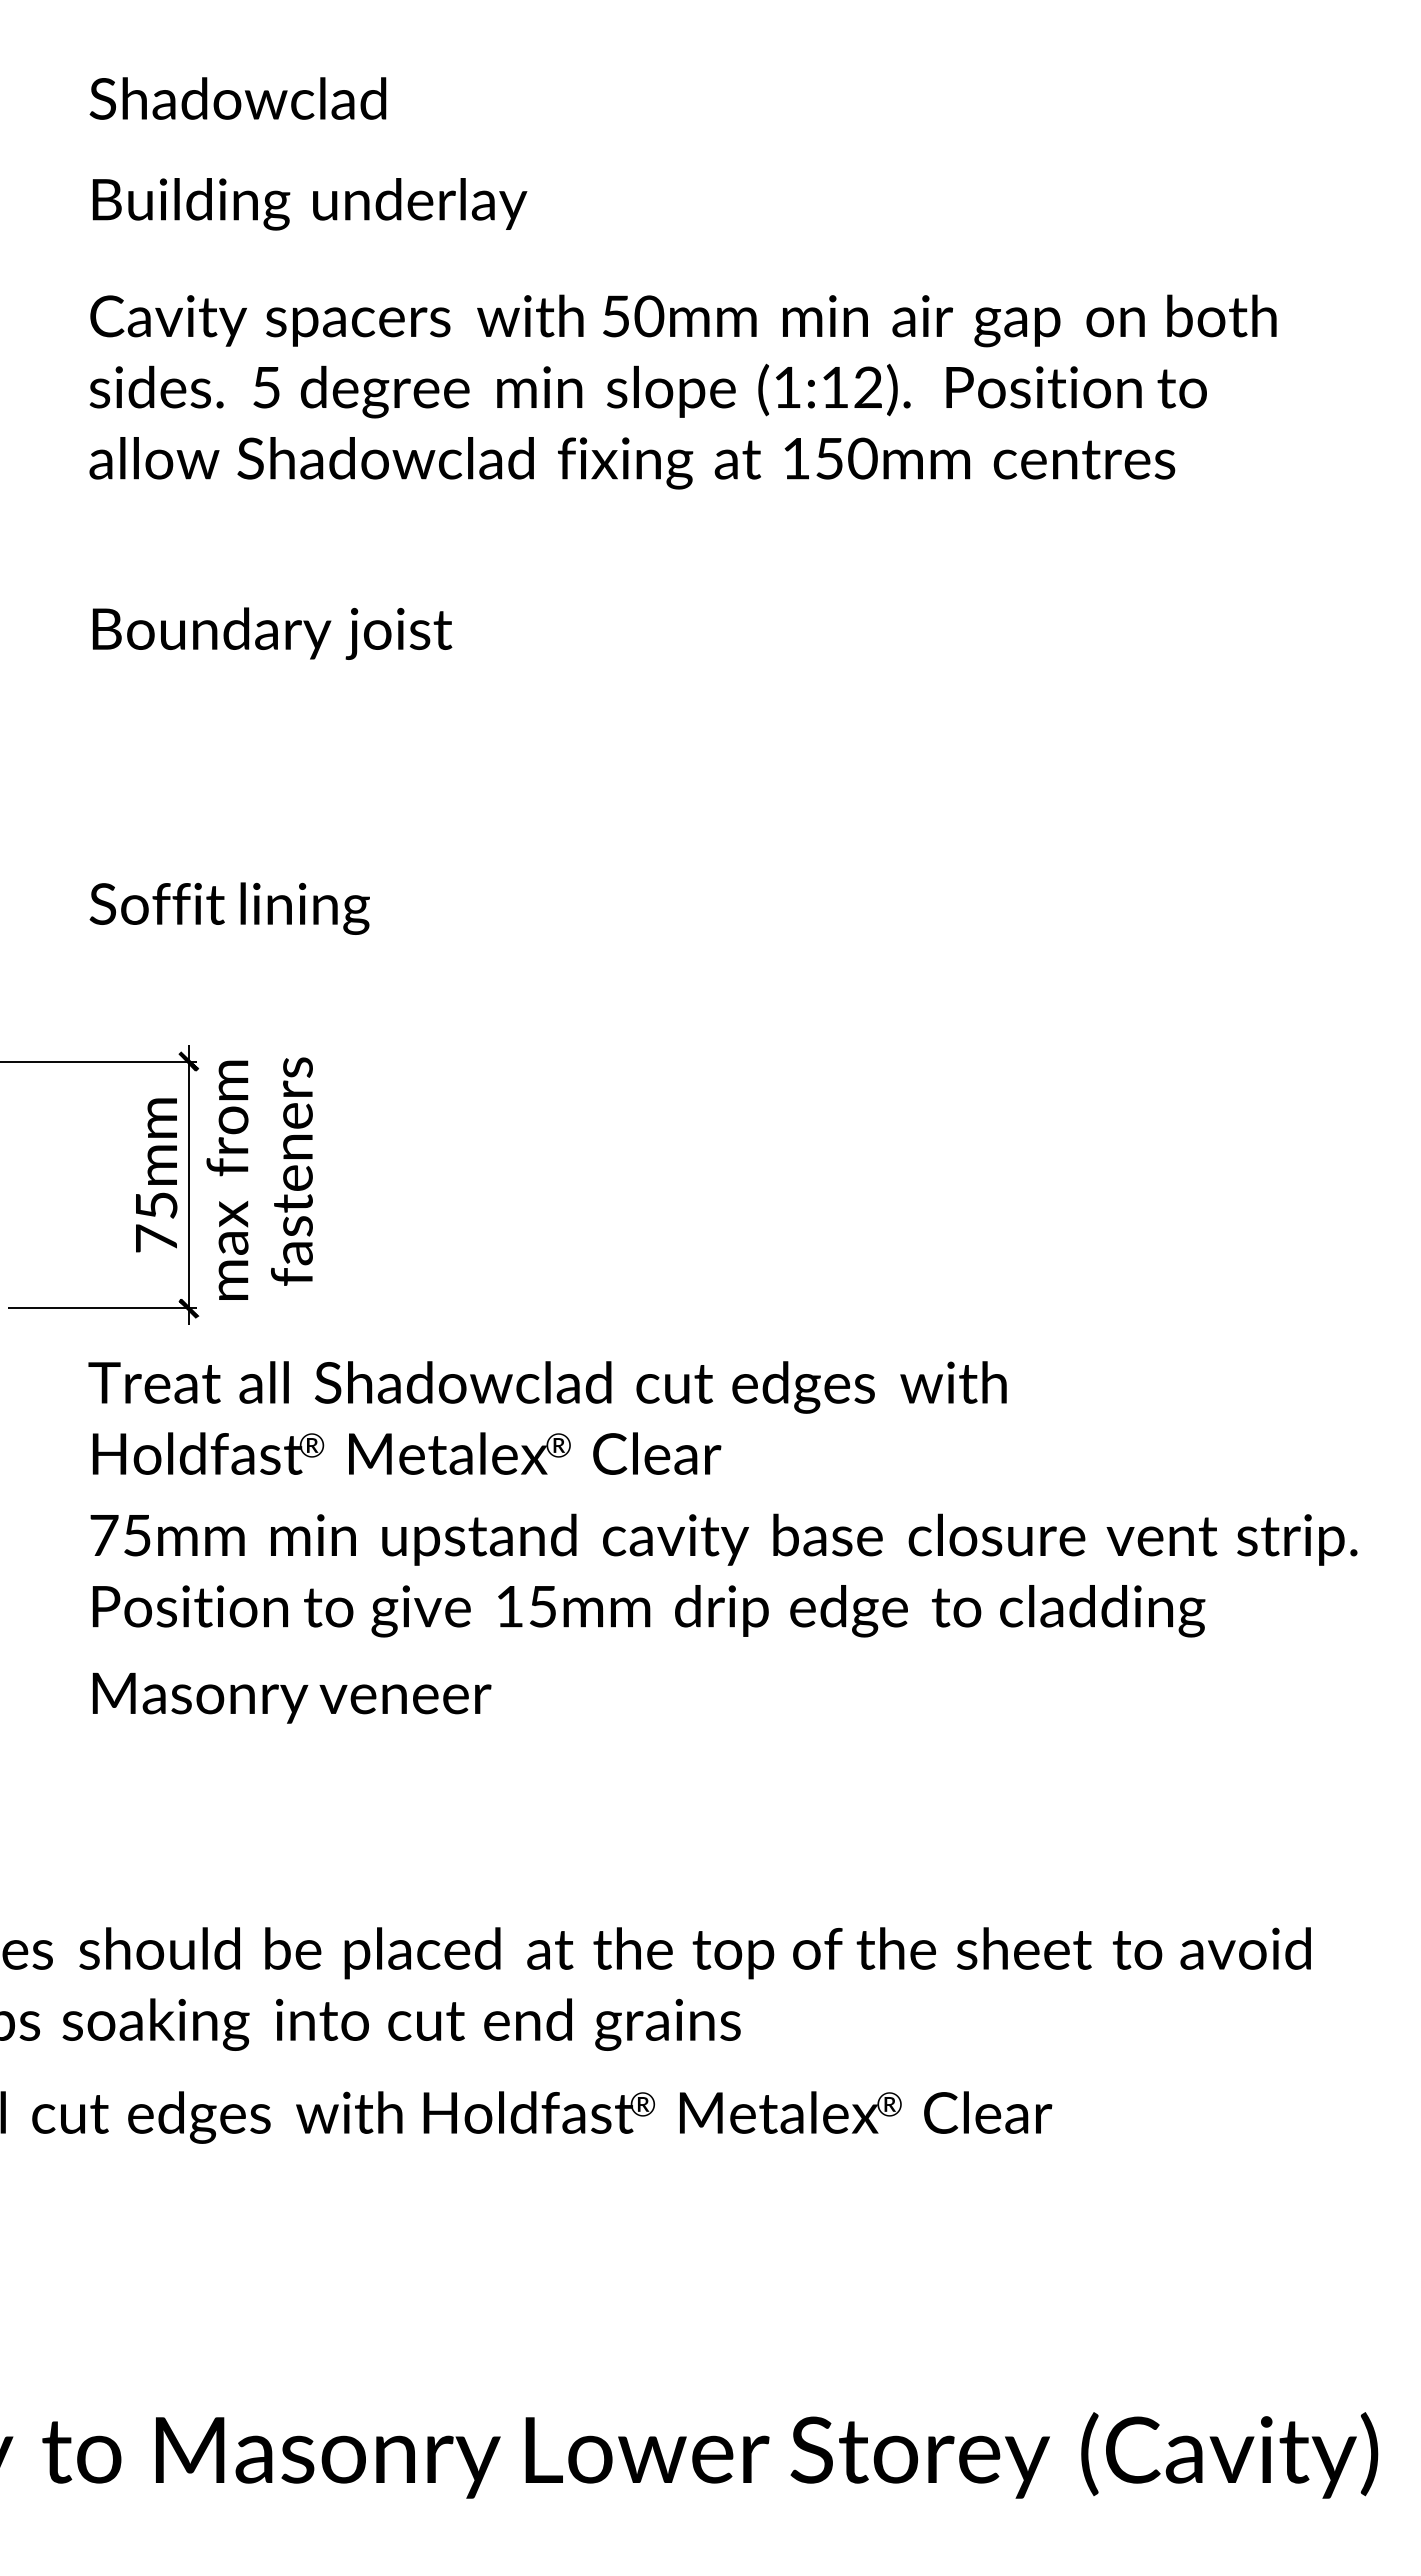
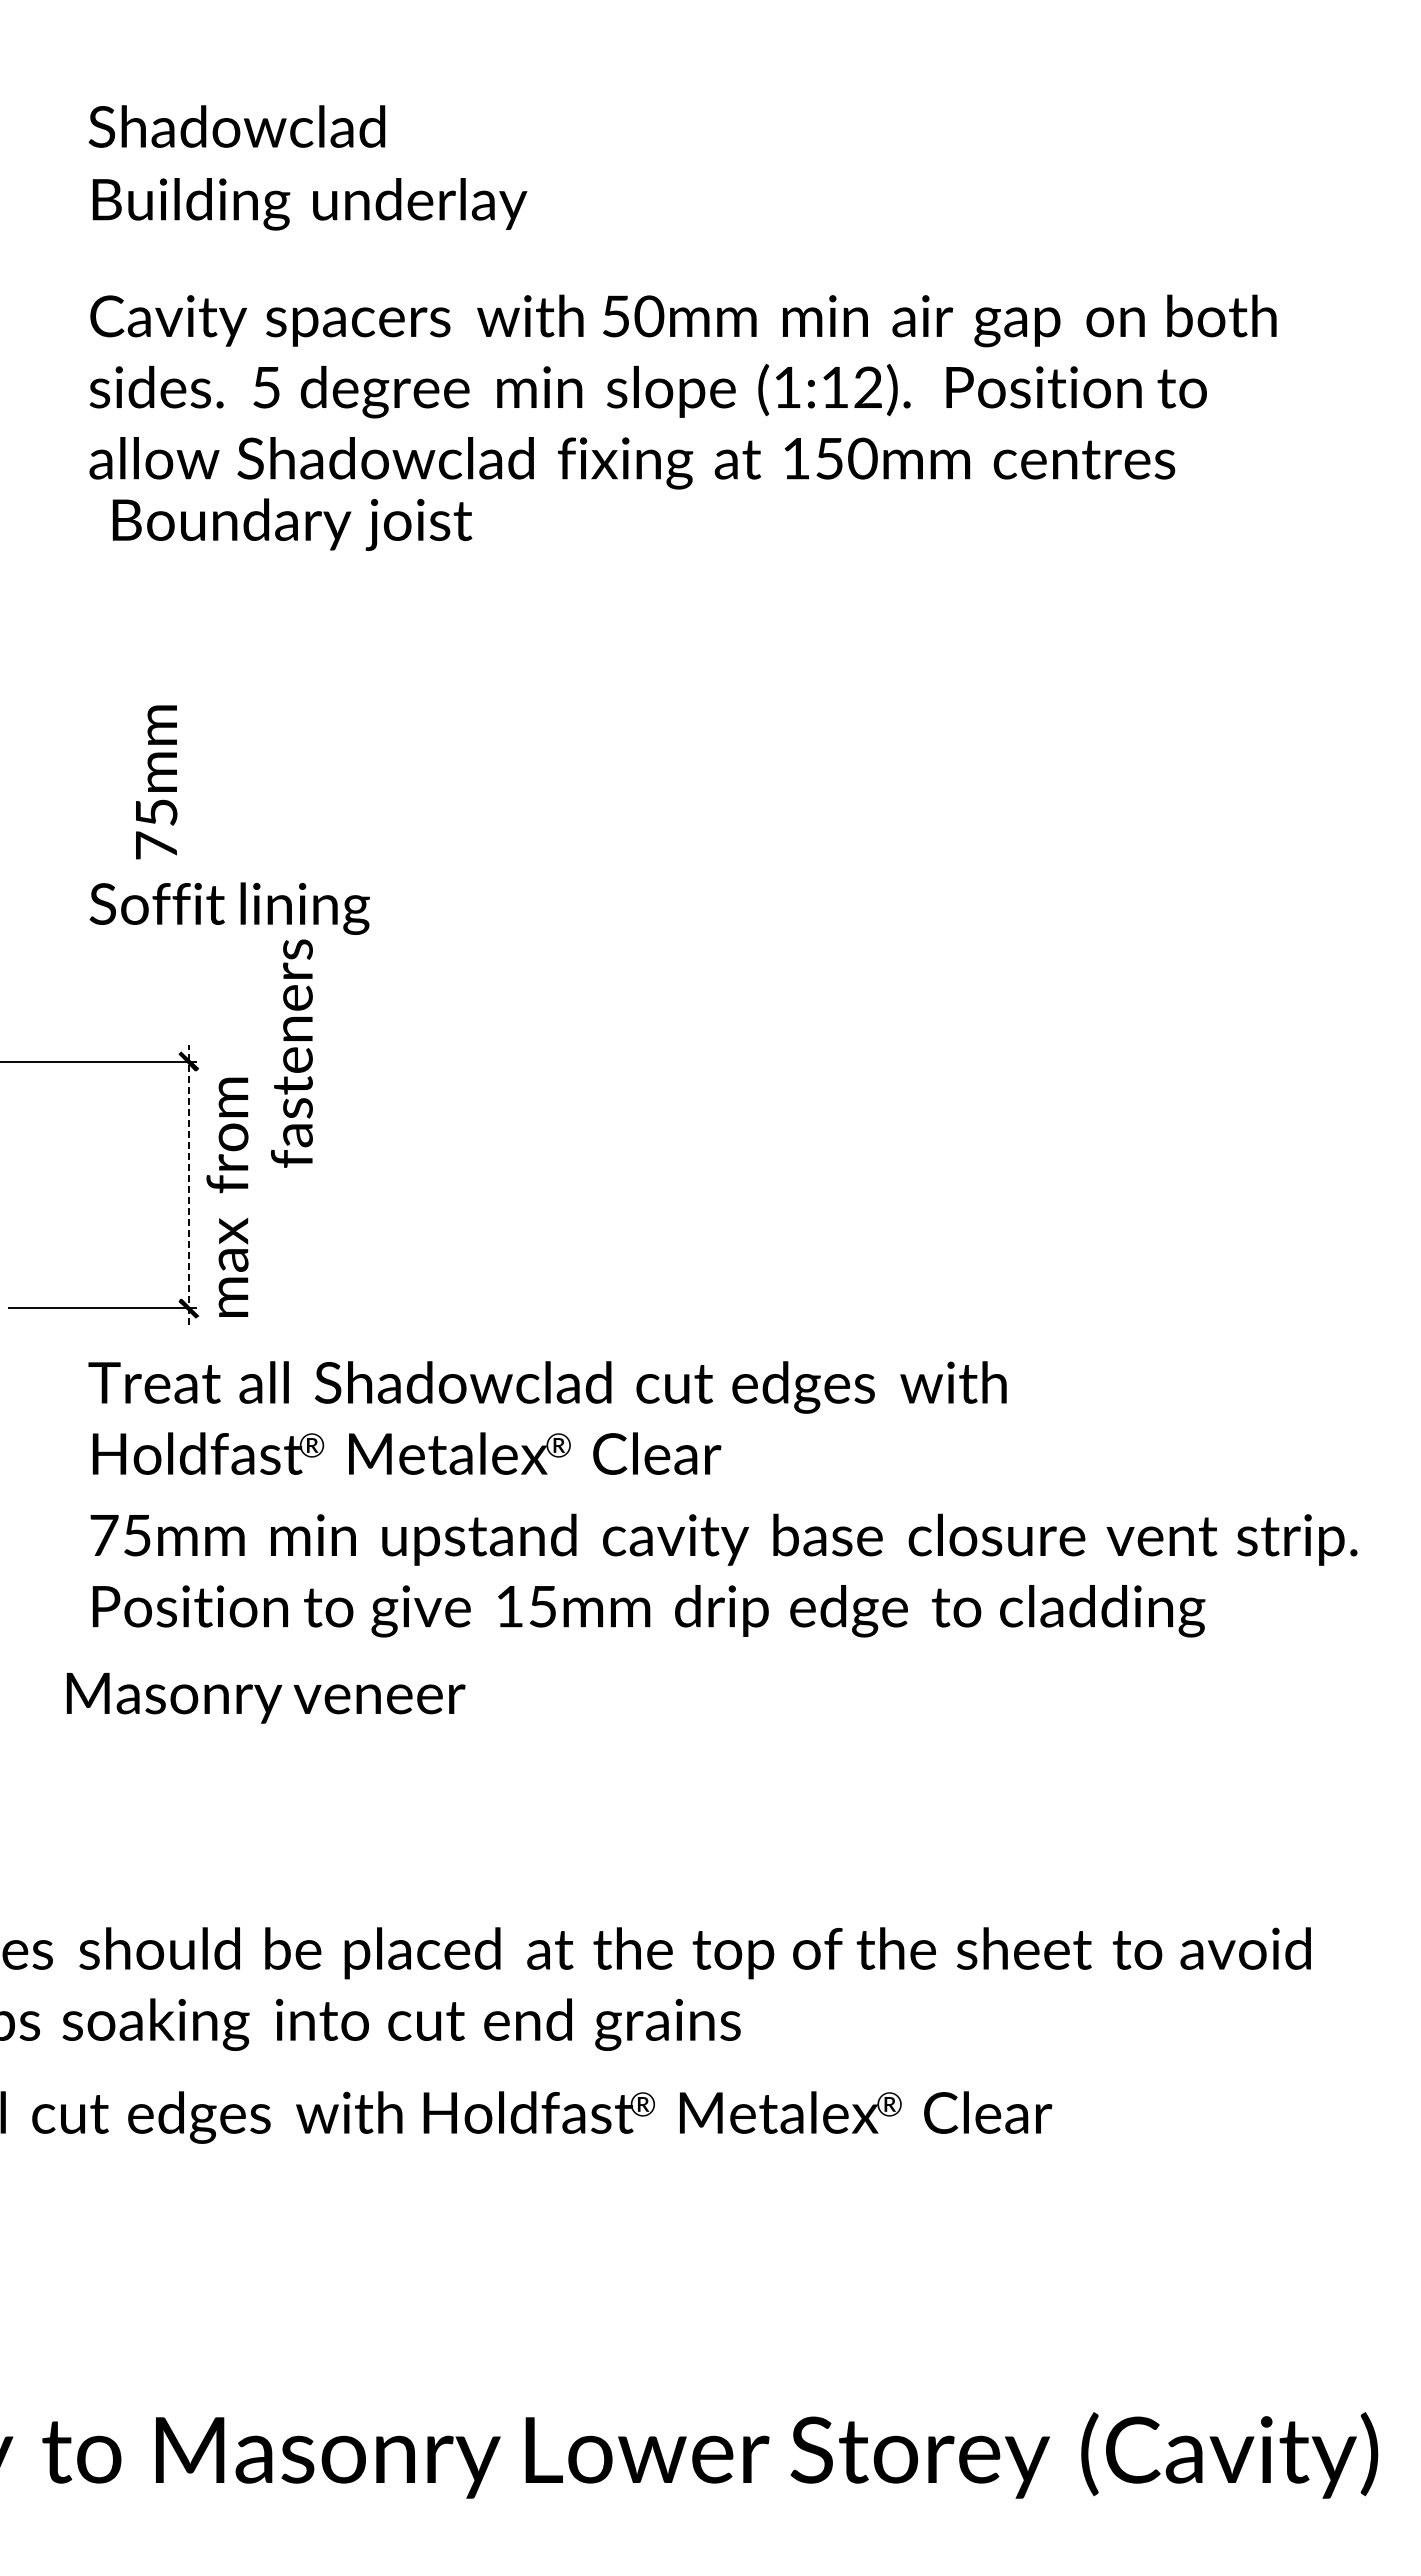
text position: (237, 98) -> (236, 126) (236, 126)
text position: (272, 633) -> (292, 524) (292, 524)
text position: (291, 1171) -> (291, 1053) (291, 1053)
text position: (156, 1175) -> (156, 782) (156, 782)
text position: (227, 1179) -> (227, 1196) (227, 1196)
line: solid -> dashed (188, 1184)
text position: (291, 1697) -> (265, 1697) (265, 1697)
